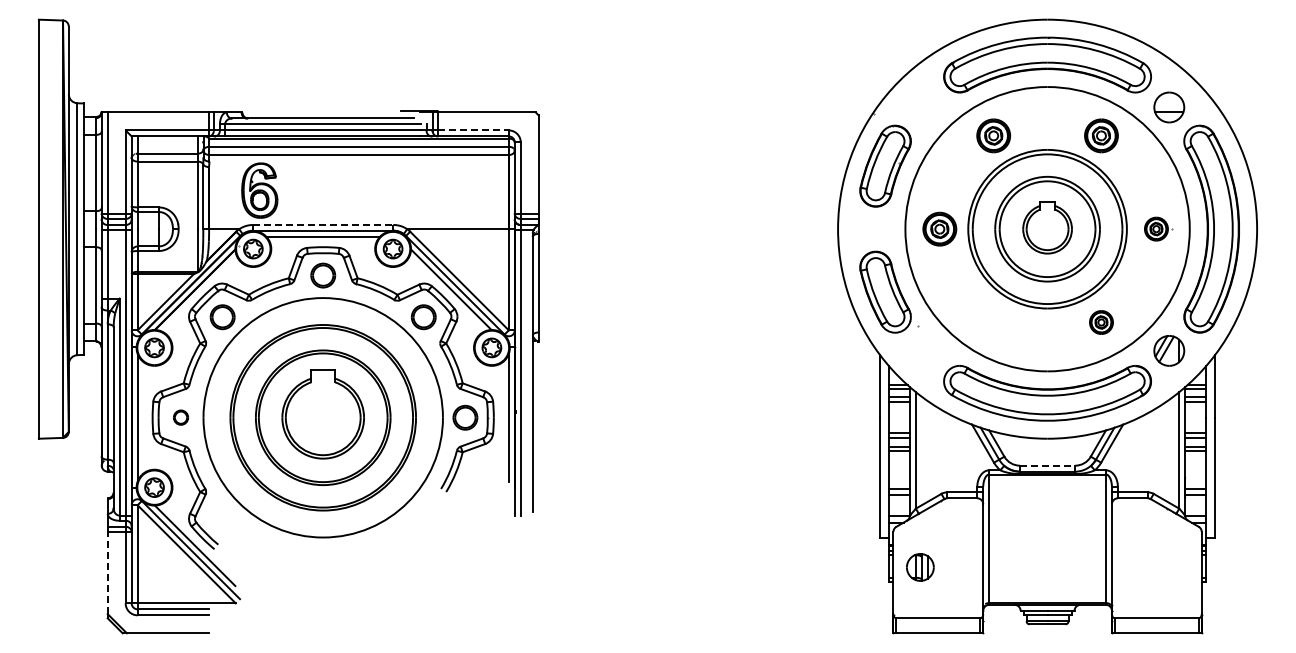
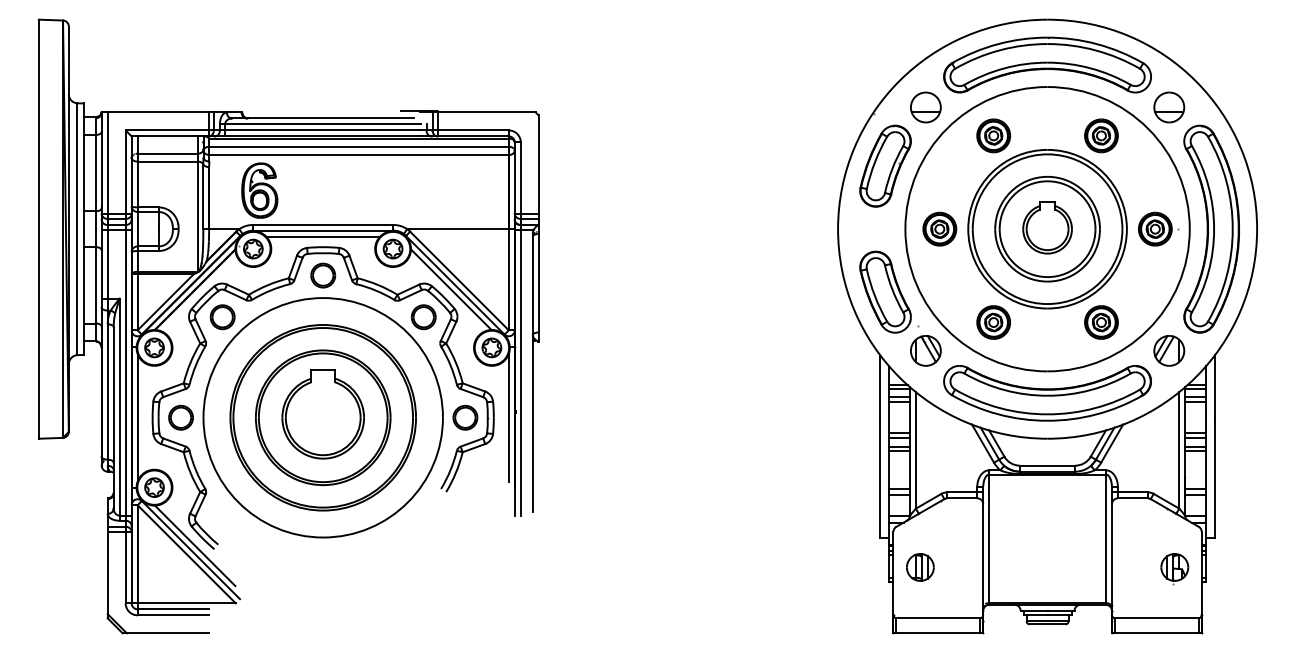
part: none -> present (925, 107)
line: dashed -> solid (473, 130)
line: dashed -> solid (323, 224)
part size: 30x26 px -> 42x36 px (1158, 228)
part: none -> present (993, 322)
part size: 25x25 px -> 35x35 px (1101, 322)
part: none -> present (925, 350)
part size: 17x17 px -> 26x27 px (180, 417)
line: dashed -> solid (1047, 465)
part: none -> present (1174, 569)
line: dashed -> solid (107, 572)
